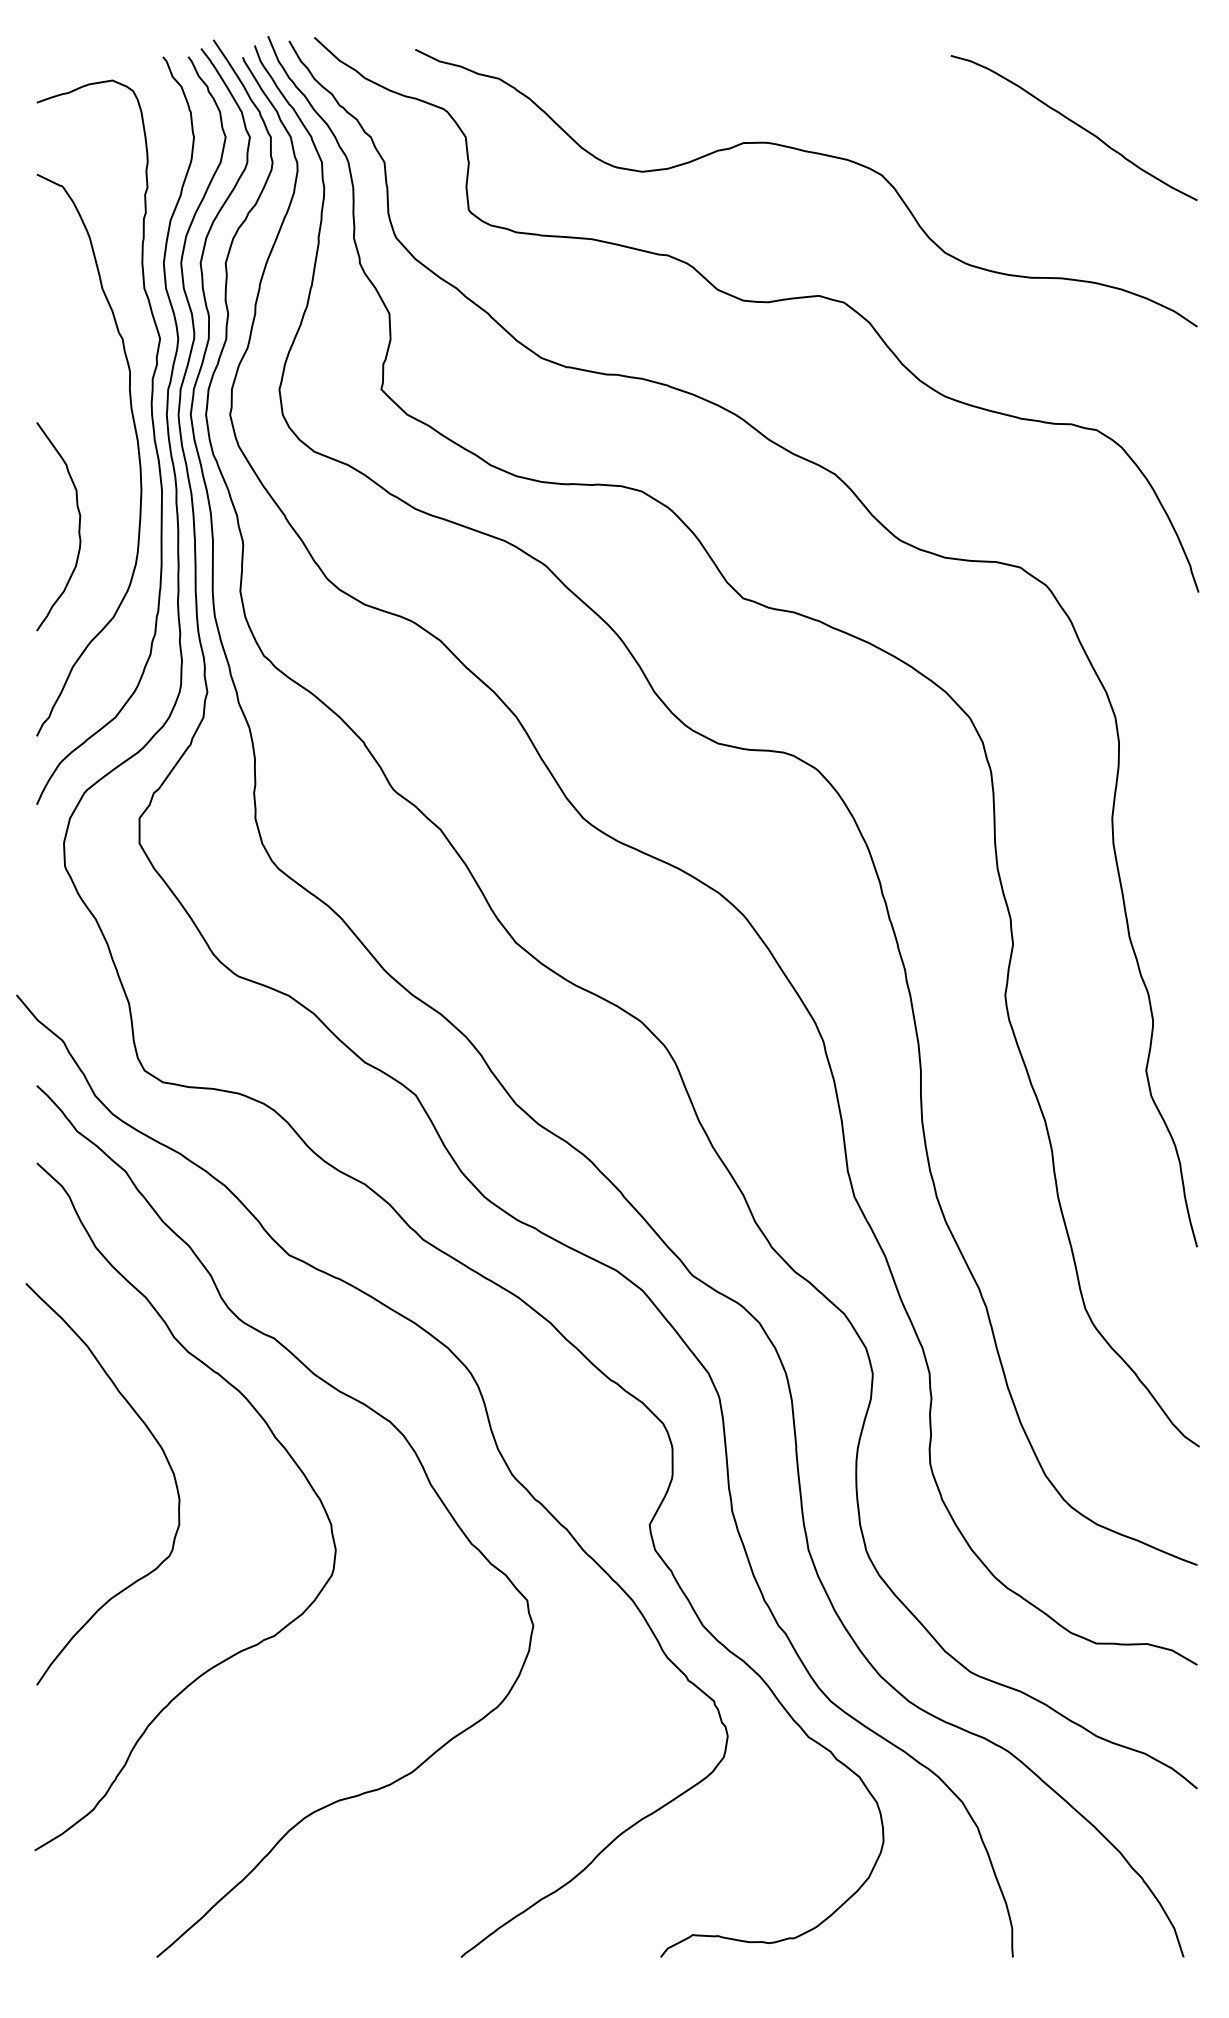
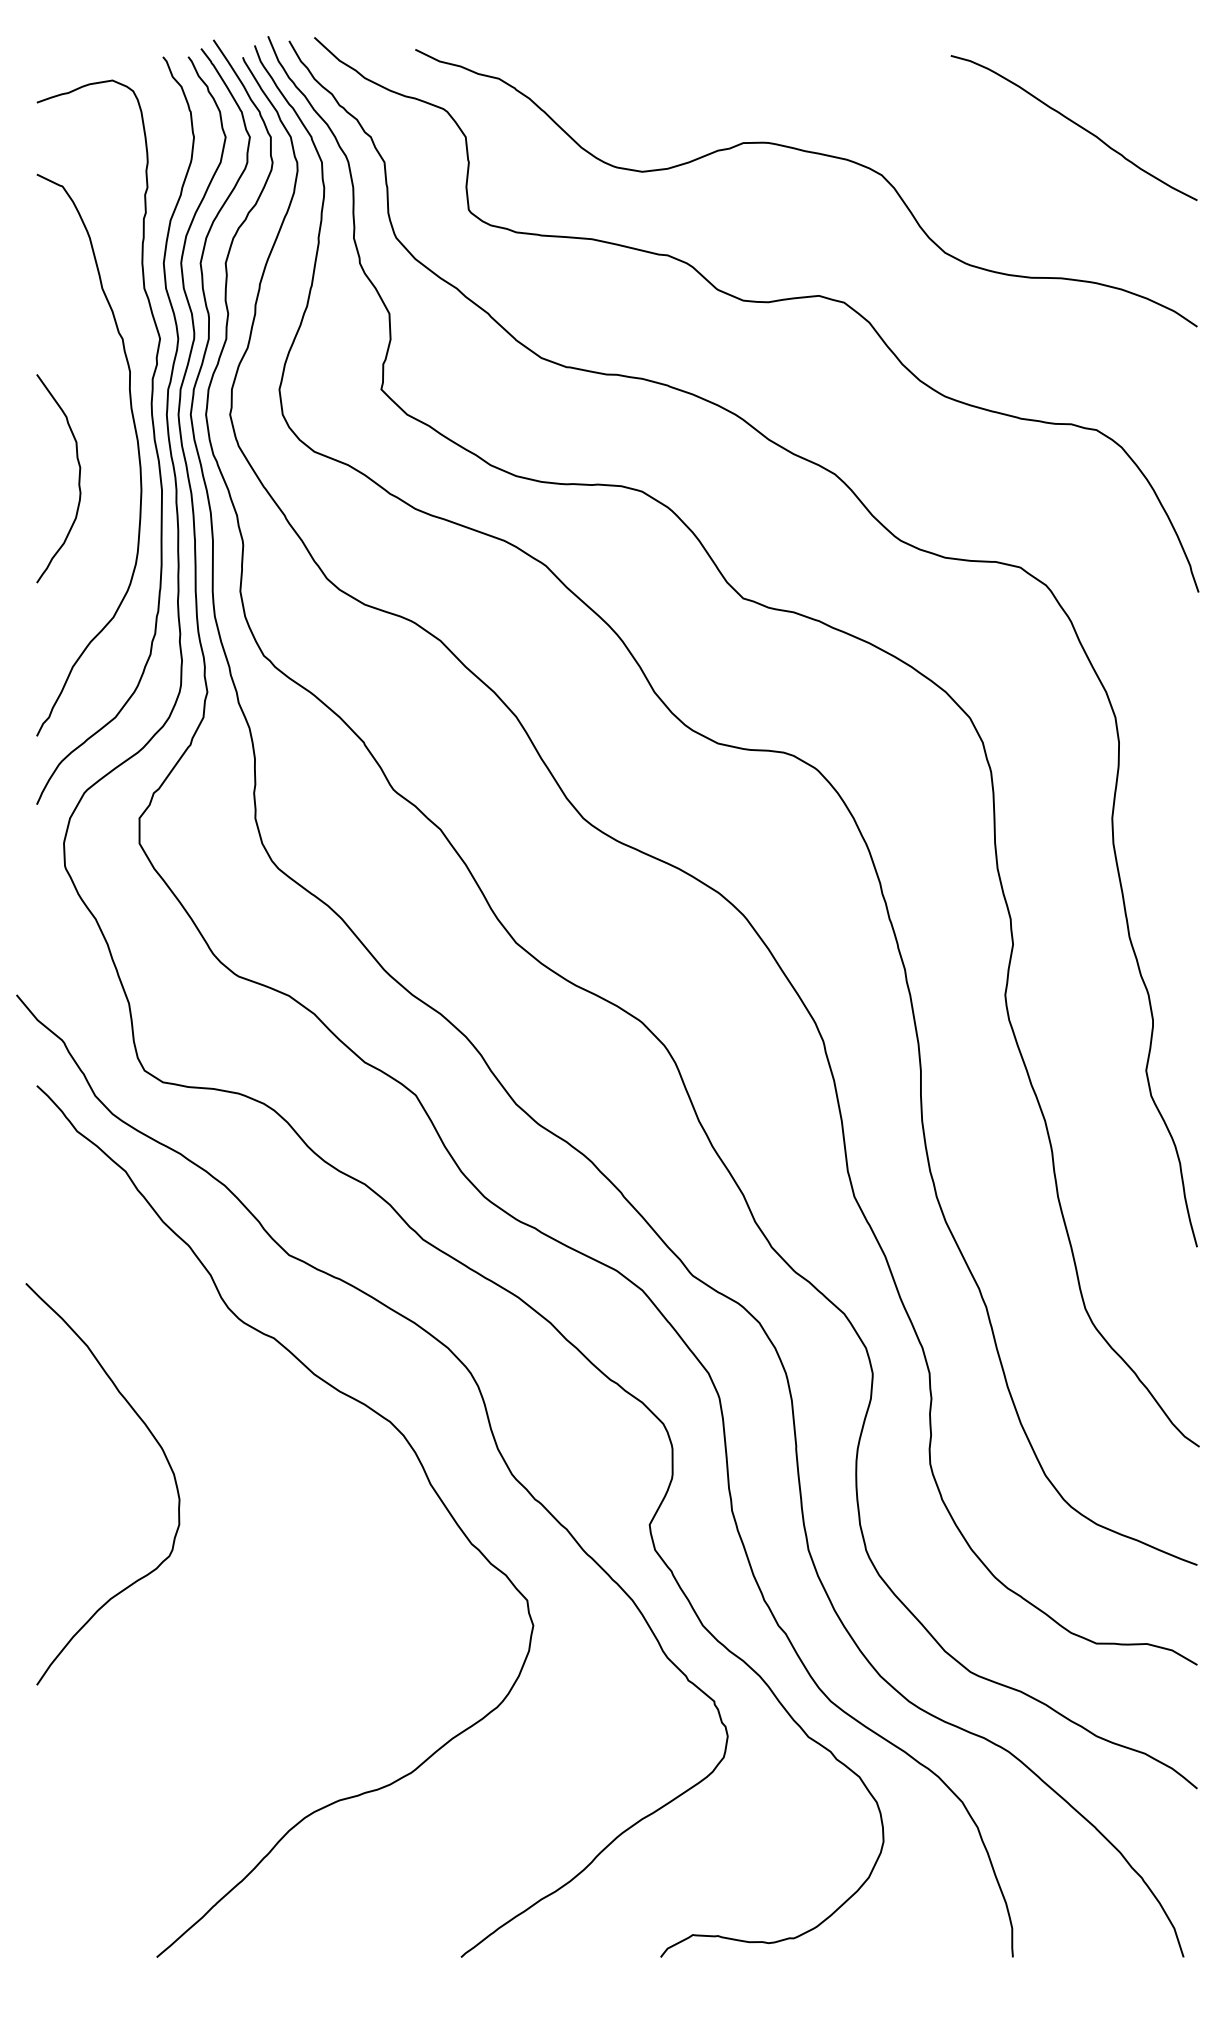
curve position: (78, 526) -> (78, 478) (78, 478)
curve: present -> none (274, 1438)
